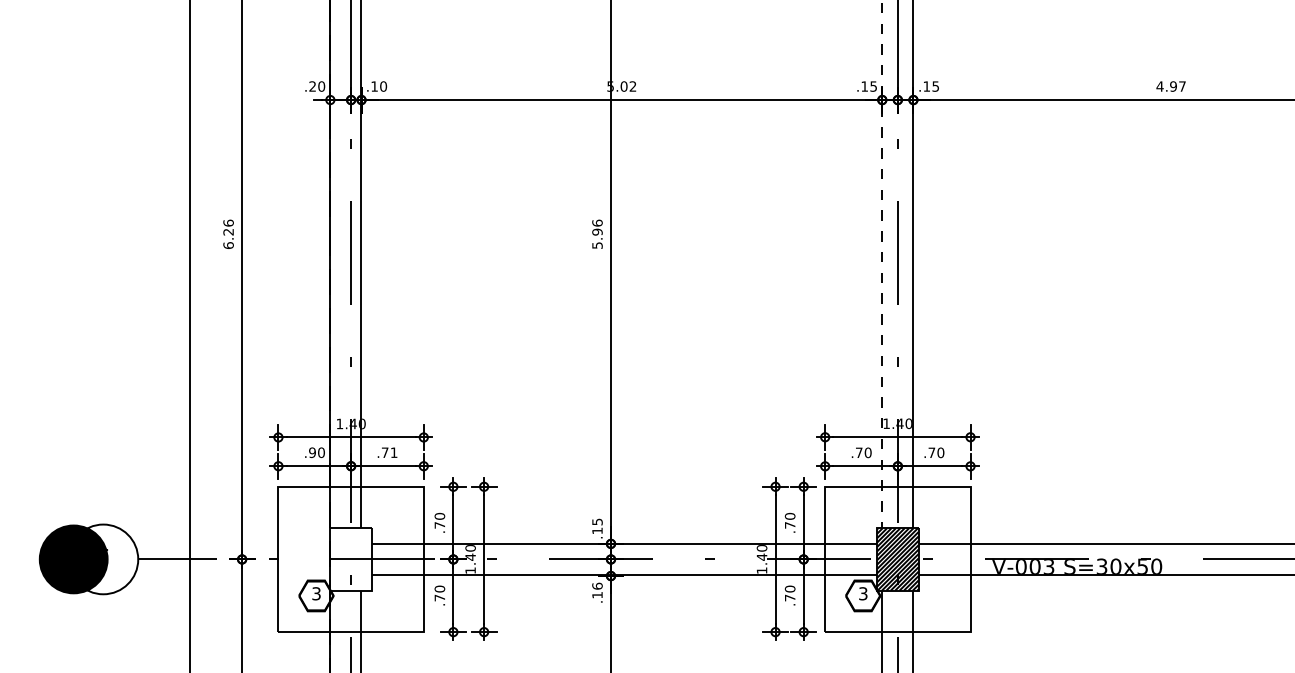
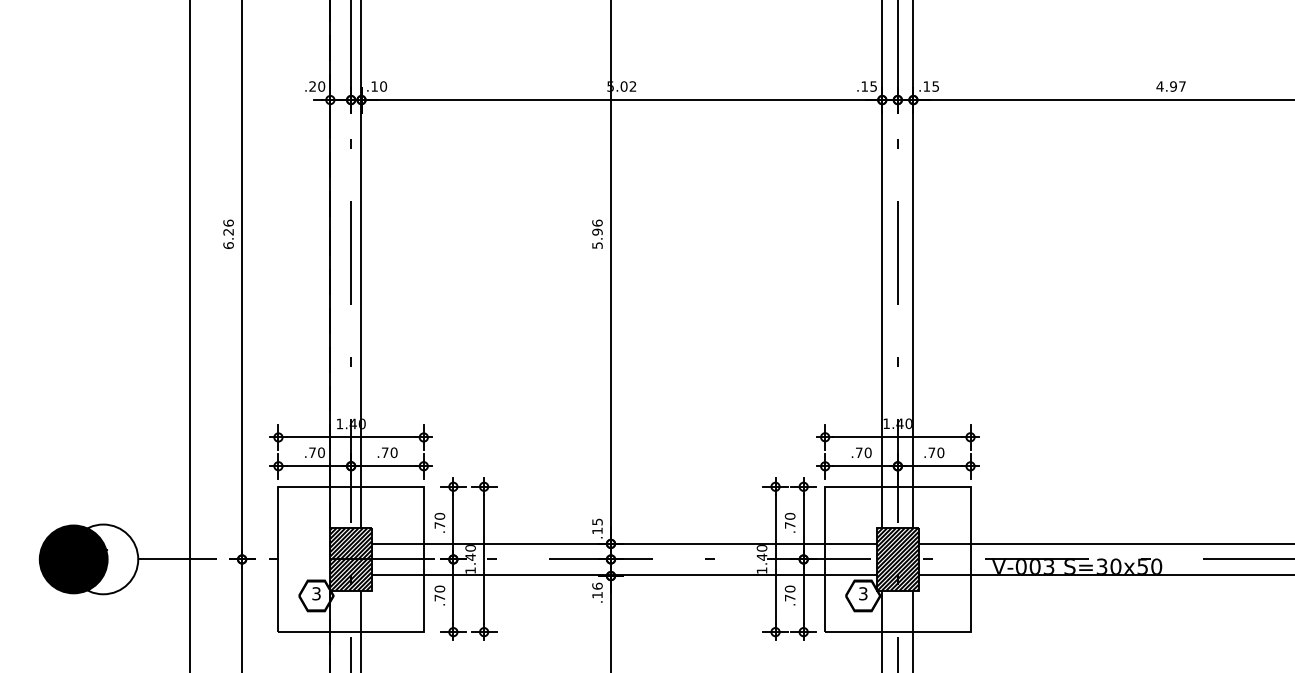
line: dashed -> solid (882, 264)
text: .90 -> .70 (312, 452)
text: .71 -> .70 (393, 452)
hatch: none -> present (350, 559)
